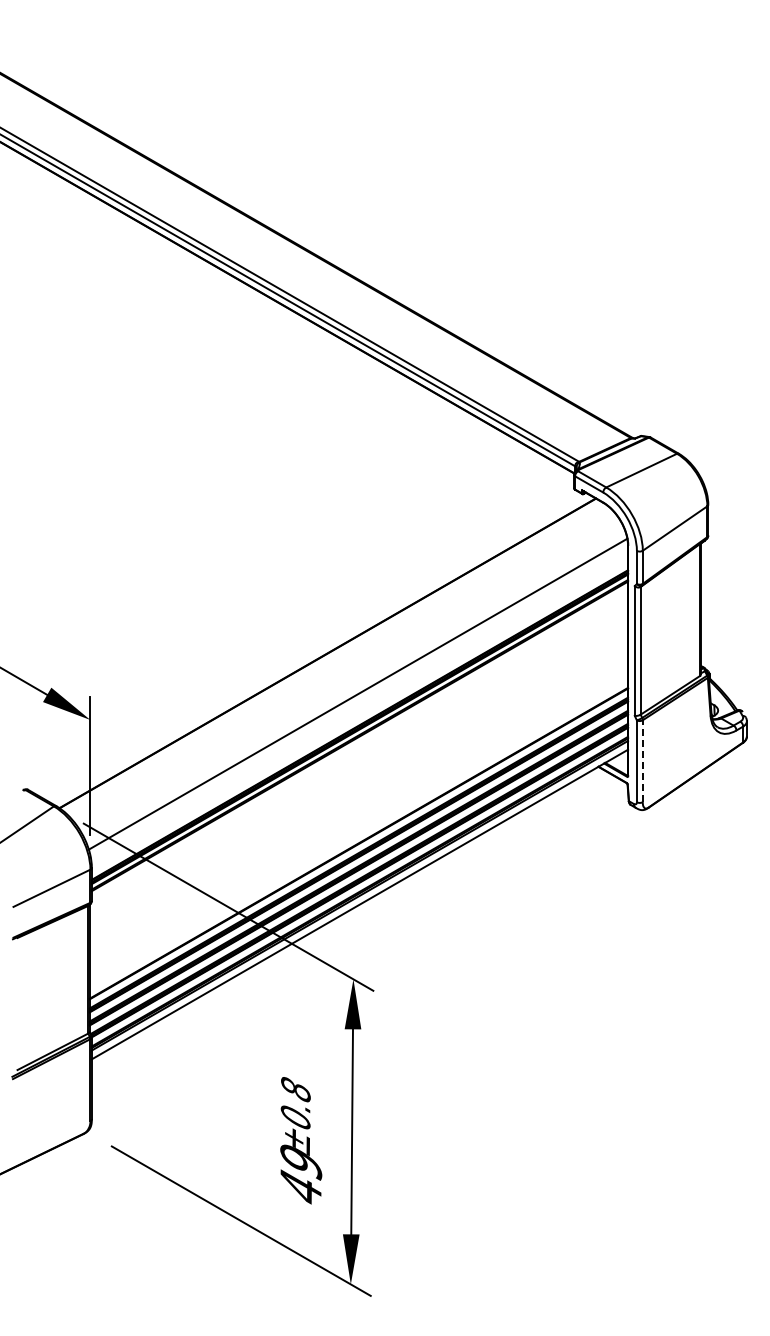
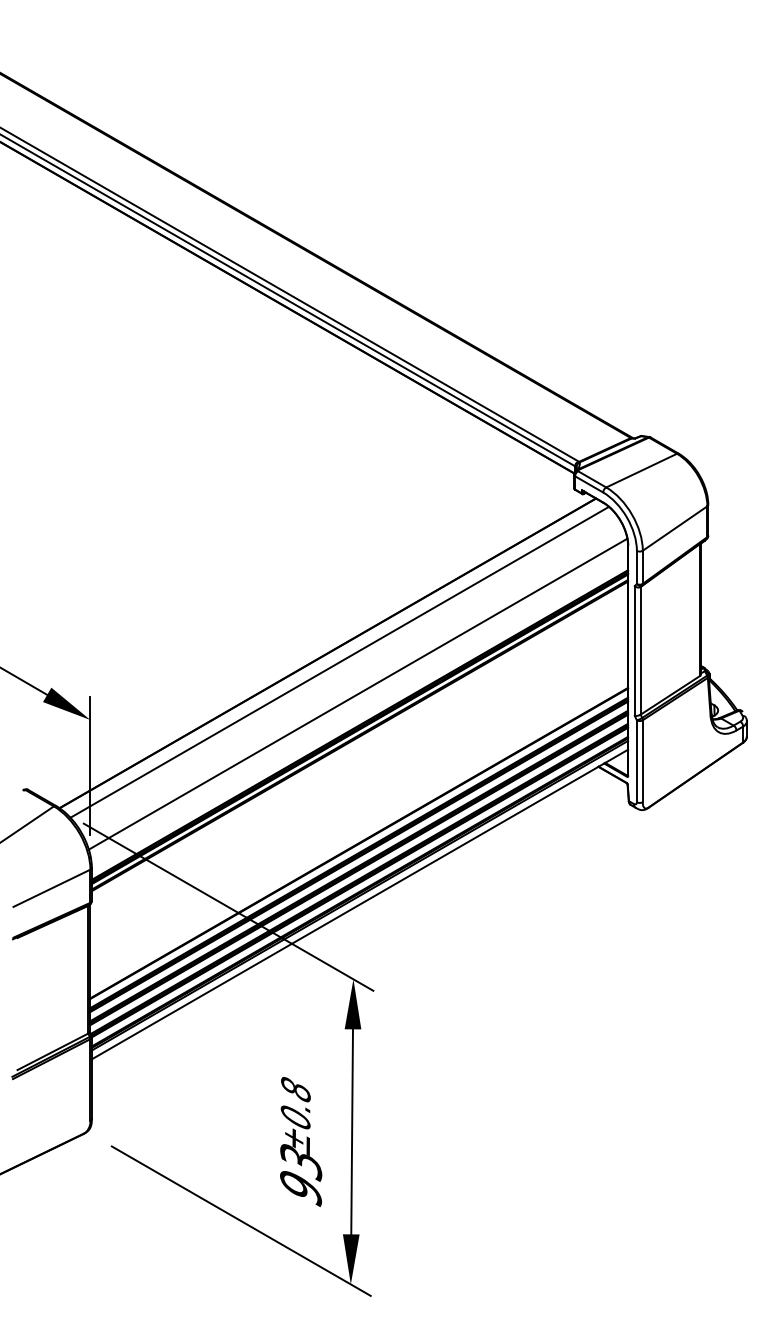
line: none -> present (339, 661)
line: dashed -> solid (642, 761)
text: 49 -> 93 (301, 1175)
